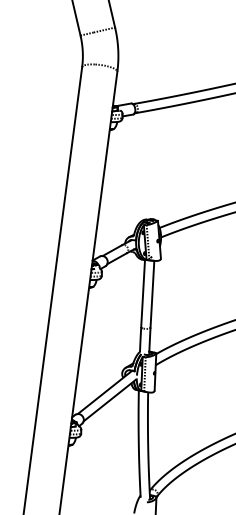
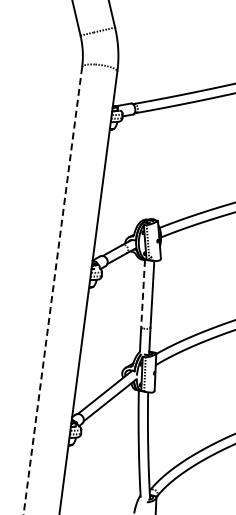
line: solid -> dashed (52, 291)
line: solid -> dashed (143, 293)
